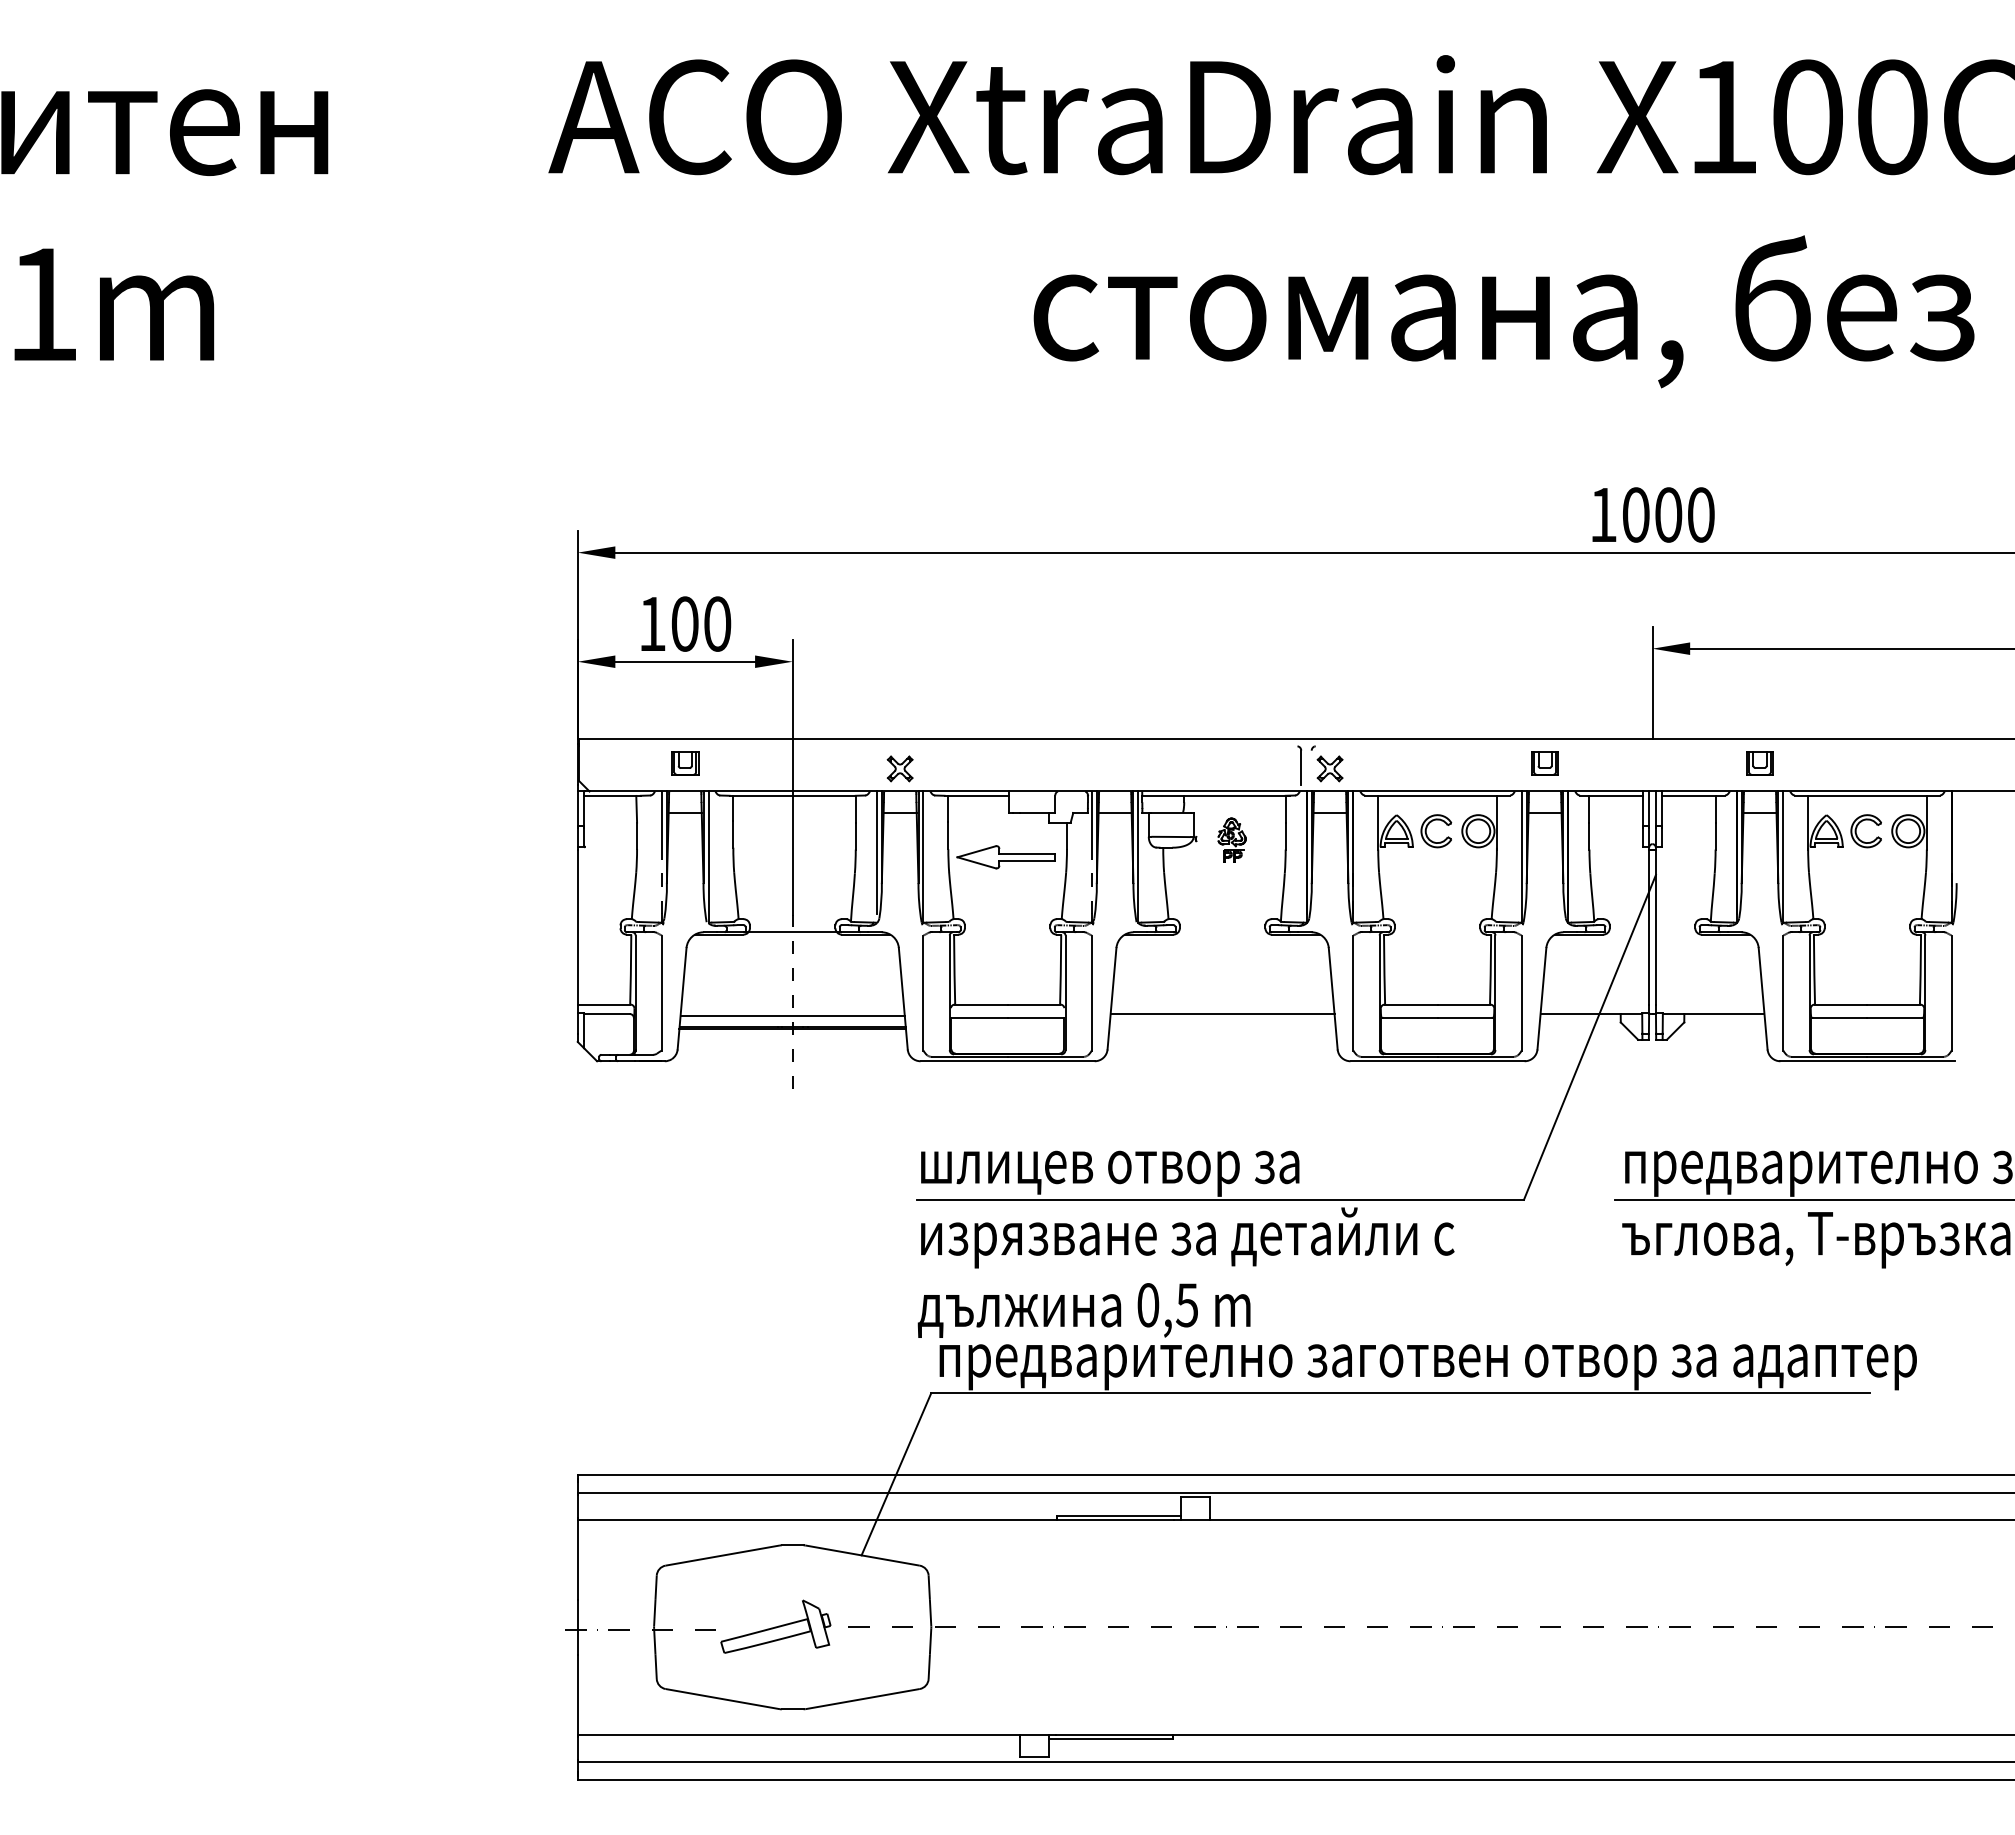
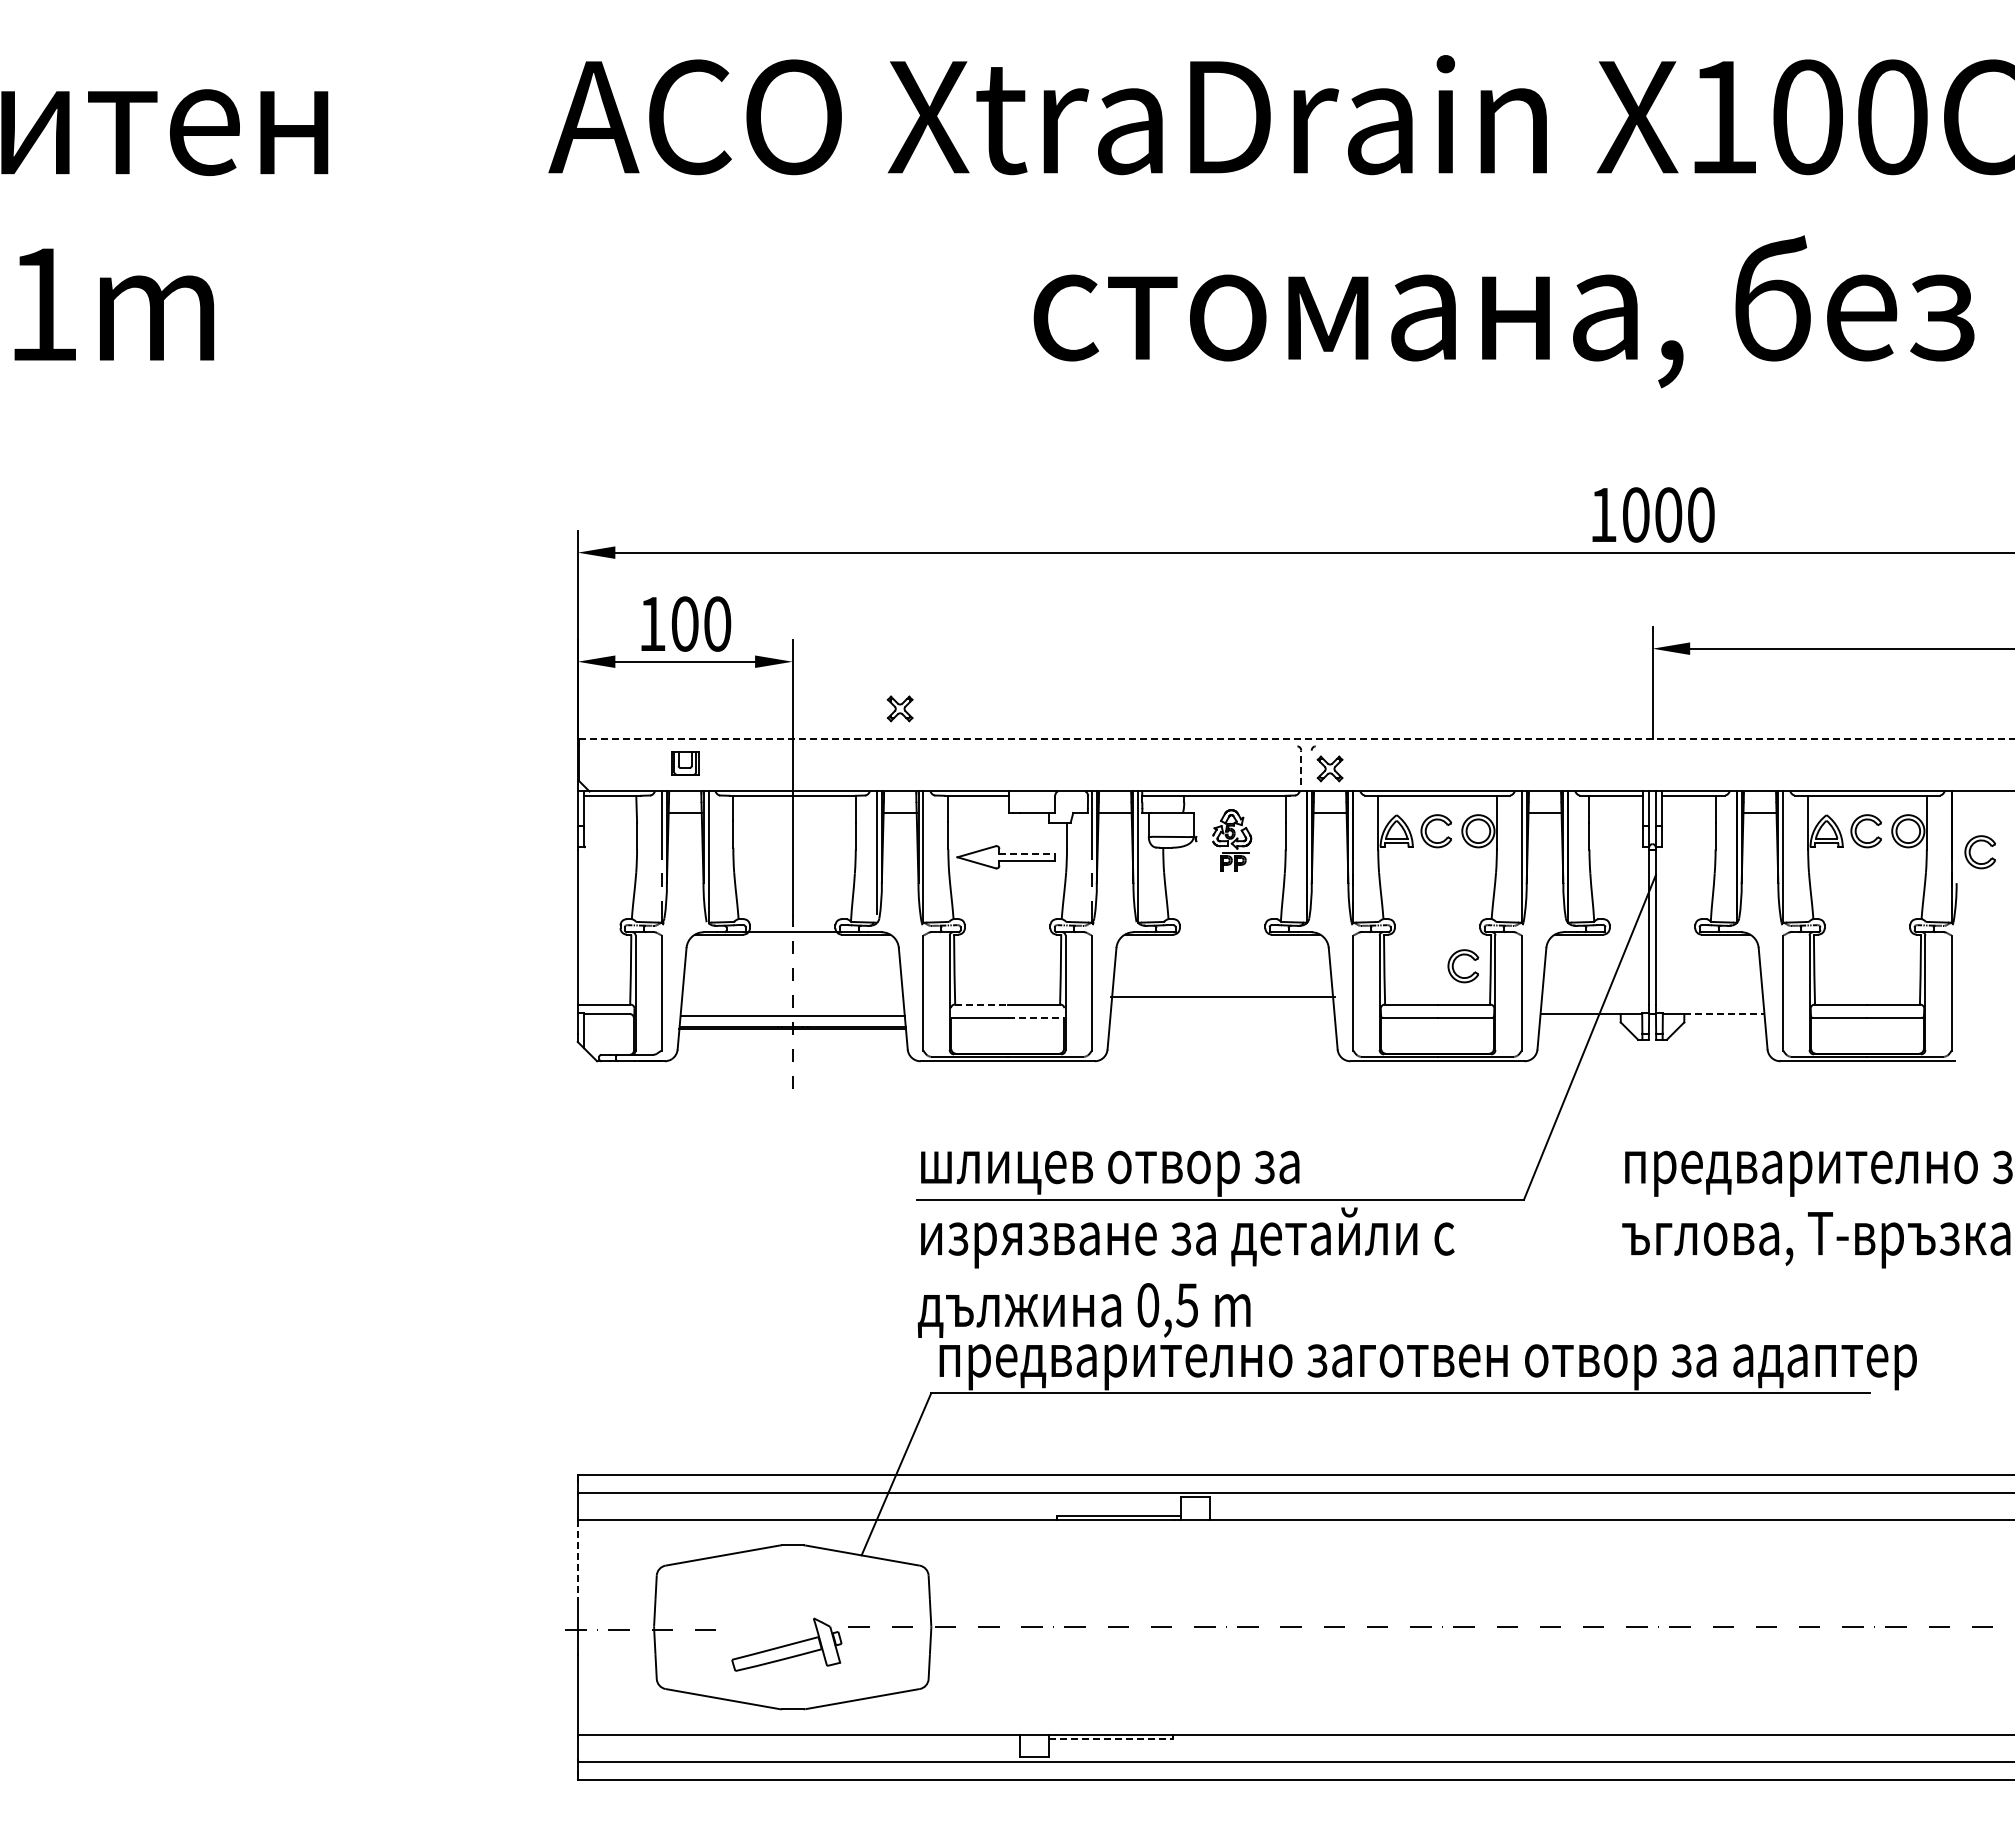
line: solid -> dashed (1296, 738)
part: present -> none (1544, 763)
part: present -> none (1759, 763)
line: solid -> dashed (1301, 767)
part position: (899, 768) -> (899, 708) (899, 708)
part size: 30x46 px -> 41x63 px (1232, 840)
line: solid -> dashed (1027, 853)
part: none -> present (1971, 855)
part: none -> present (1454, 963)
line: solid -> dashed (981, 1004)
line position: (1222, 1014) -> (1222, 997) (1222, 997)
line: solid -> dashed (1724, 1014)
line: solid -> dashed (1036, 1017)
line: present -> none (1812, 1199)
line: solid -> dashed (577, 1560)
part position: (775, 1626) -> (786, 1644) (786, 1644)
line: solid -> dashed (1111, 1739)
